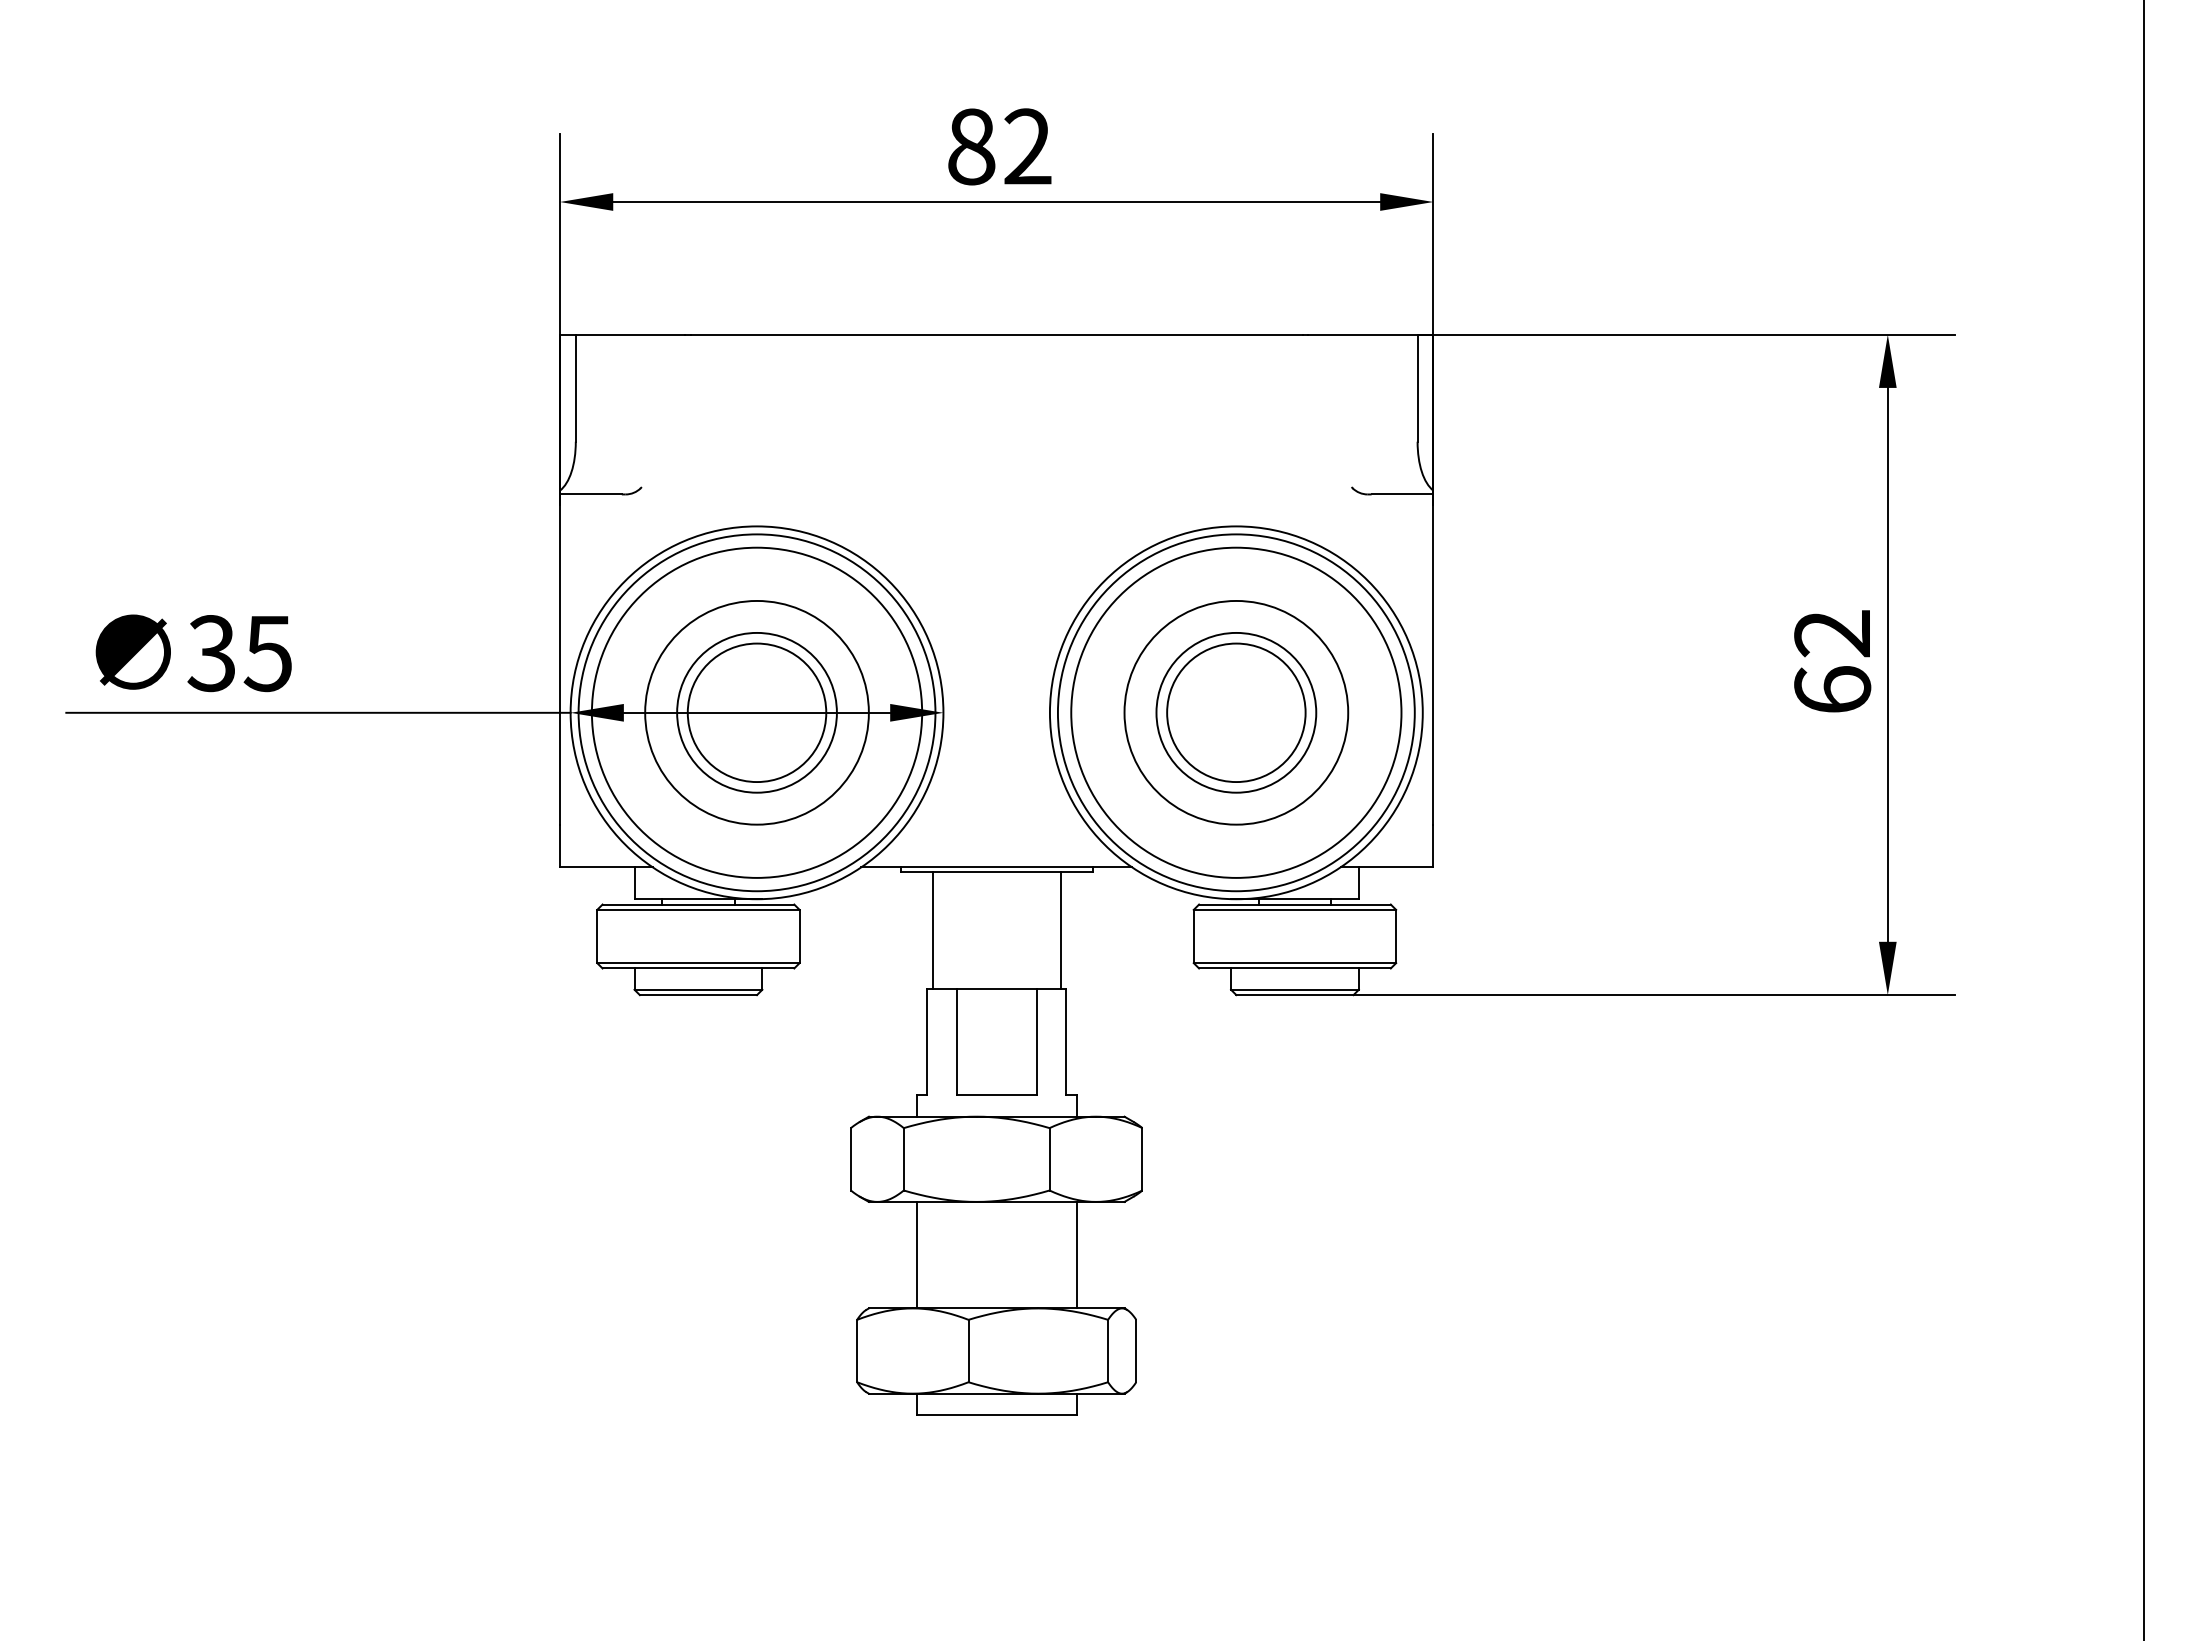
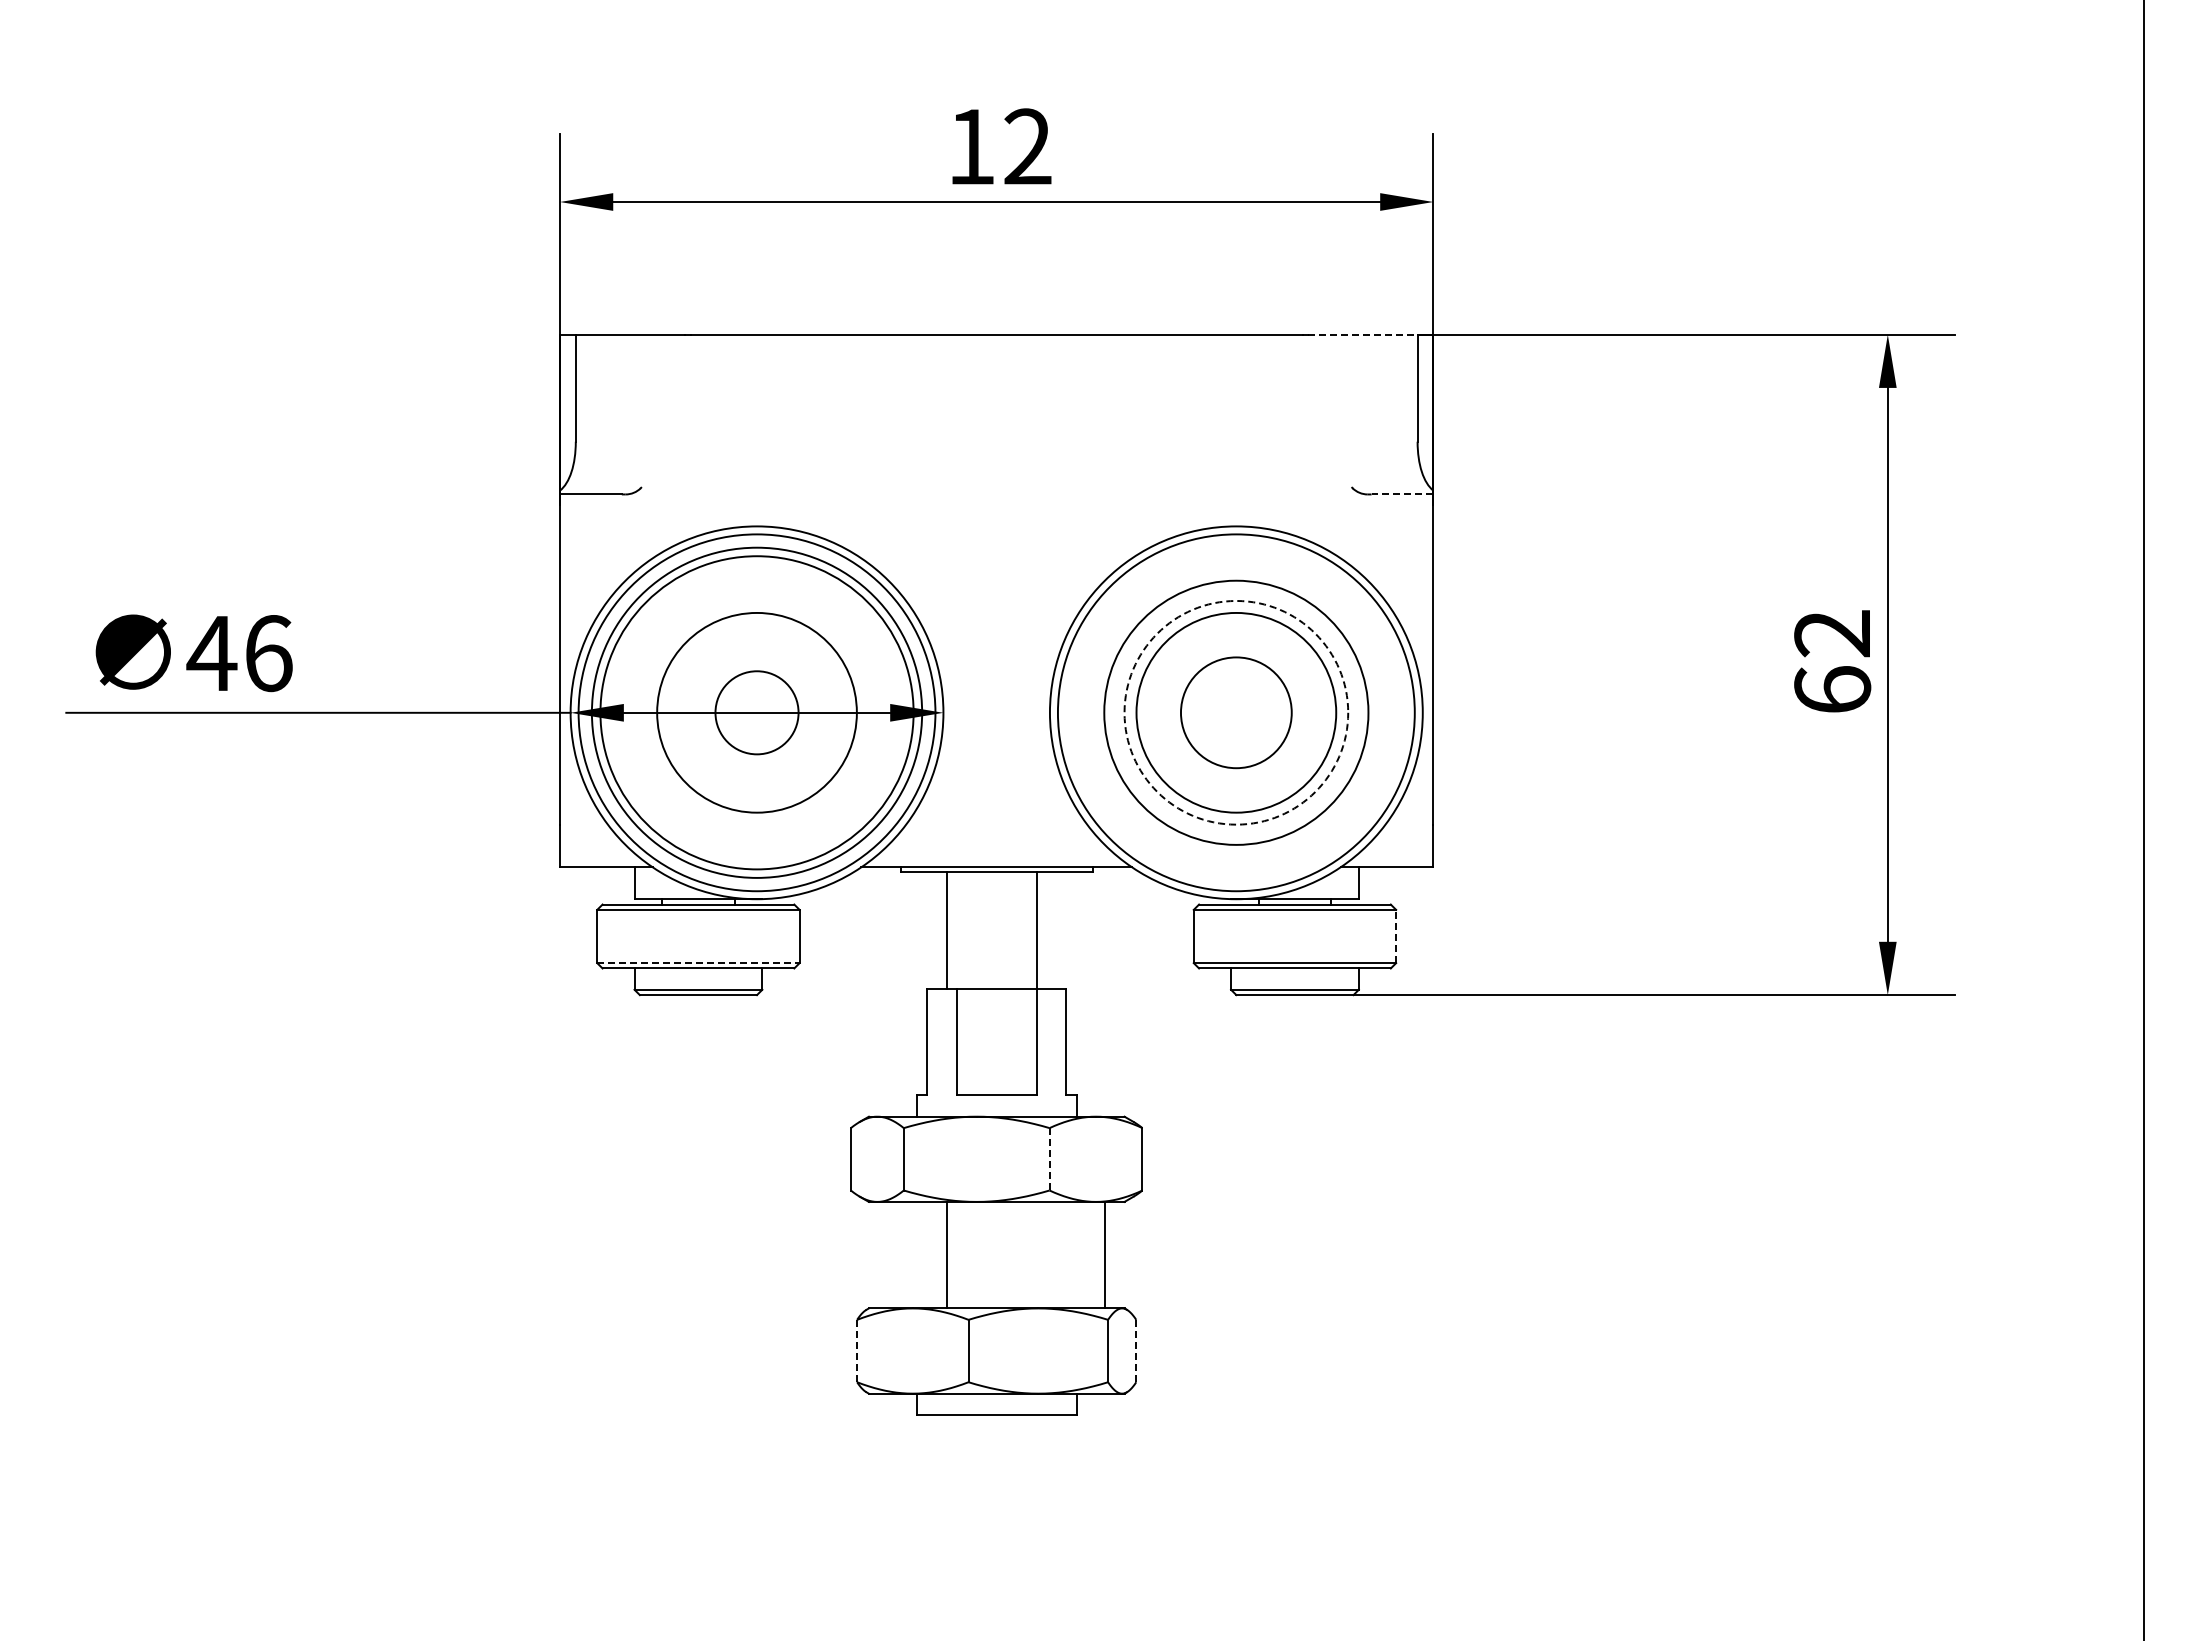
text: 82 -> 12 (971, 146)
line: solid -> dashed (1362, 334)
line: solid -> dashed (1402, 494)
text: 35 -> 46 (239, 653)
circle diameter: 138 px -> 83 px (756, 712)
circle diameter: 160 px -> 200 px (756, 712)
circle diameter: 224 px -> 313 px (756, 712)
circle diameter: 138 px -> 111 px (1235, 712)
circle diameter: 160 px -> 200 px (1236, 712)
circle diameter: 330 px -> 264 px (1236, 712)
circle: solid -> dashed (1236, 712)
line position: (932, 929) -> (946, 929) (946, 929)
line position: (1060, 929) -> (1036, 929) (1036, 929)
line: solid -> dashed (1396, 936)
line: solid -> dashed (698, 963)
line: solid -> dashed (1049, 1159)
line position: (916, 1254) -> (946, 1254) (946, 1254)
line position: (1076, 1254) -> (1104, 1254) (1104, 1254)
line: solid -> dashed (857, 1351)
line: solid -> dashed (1136, 1351)
